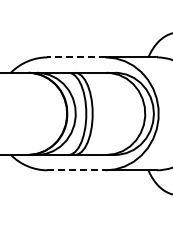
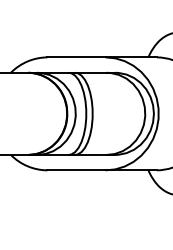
line: dashed -> solid (76, 57)
line: dashed -> solid (76, 170)
